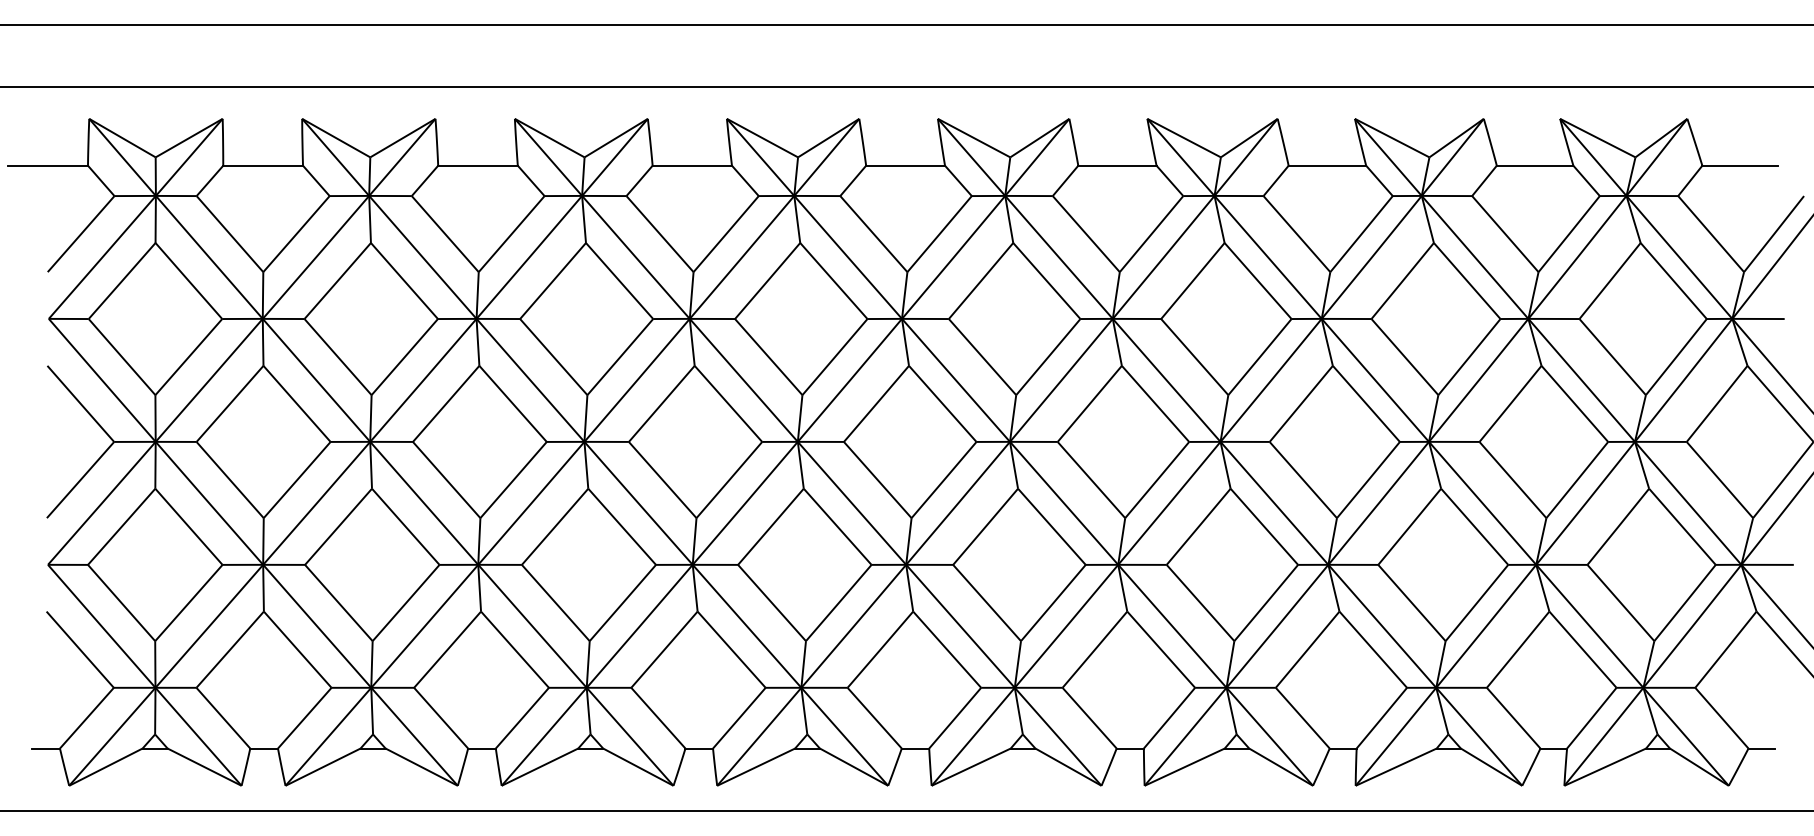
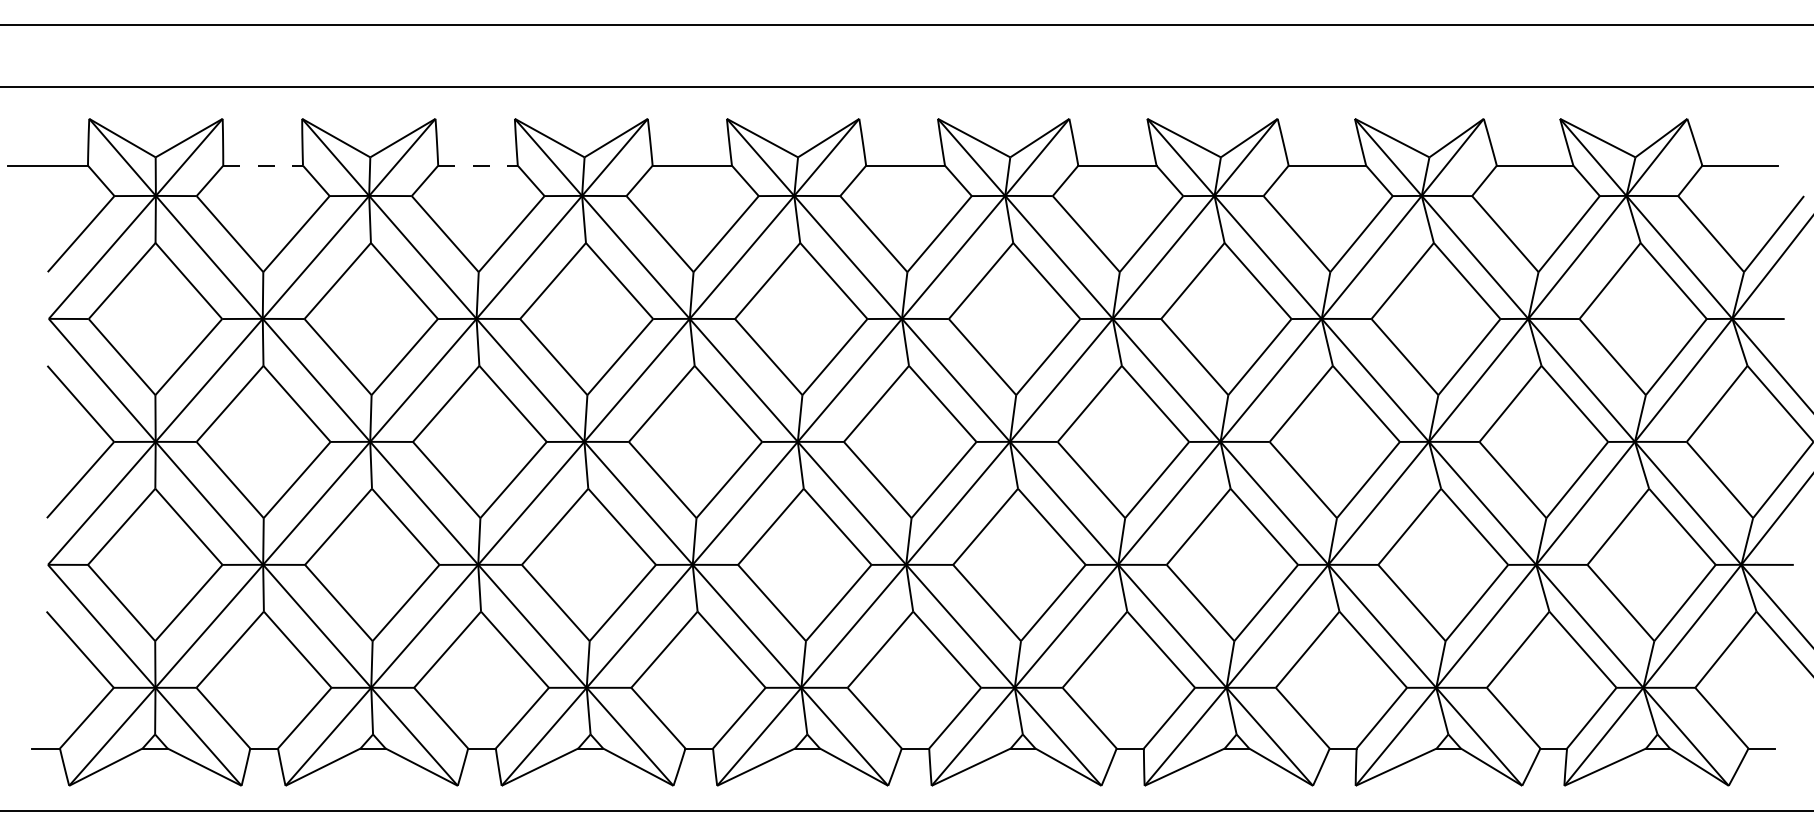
line: solid -> dashed (263, 165)
line: solid -> dashed (478, 165)
